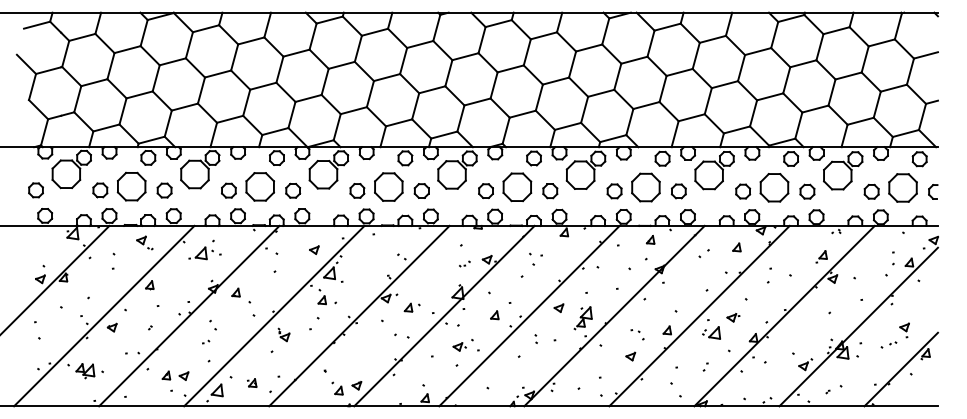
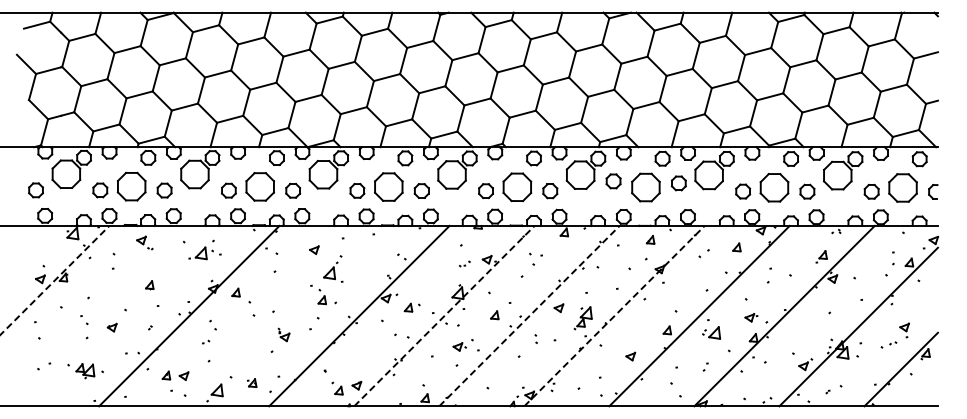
part position: (614, 191) -> (613, 181) (613, 181)
part position: (678, 191) -> (678, 183) (678, 183)
line: solid -> dashed (55, 280)
line: present -> none (104, 315)
line: present -> none (274, 315)
line: solid -> dashed (444, 316)
line: solid -> dashed (529, 316)
line: solid -> dashed (614, 316)
part position: (733, 317) -> (751, 317) (751, 317)
part: present -> none (637, 334)
